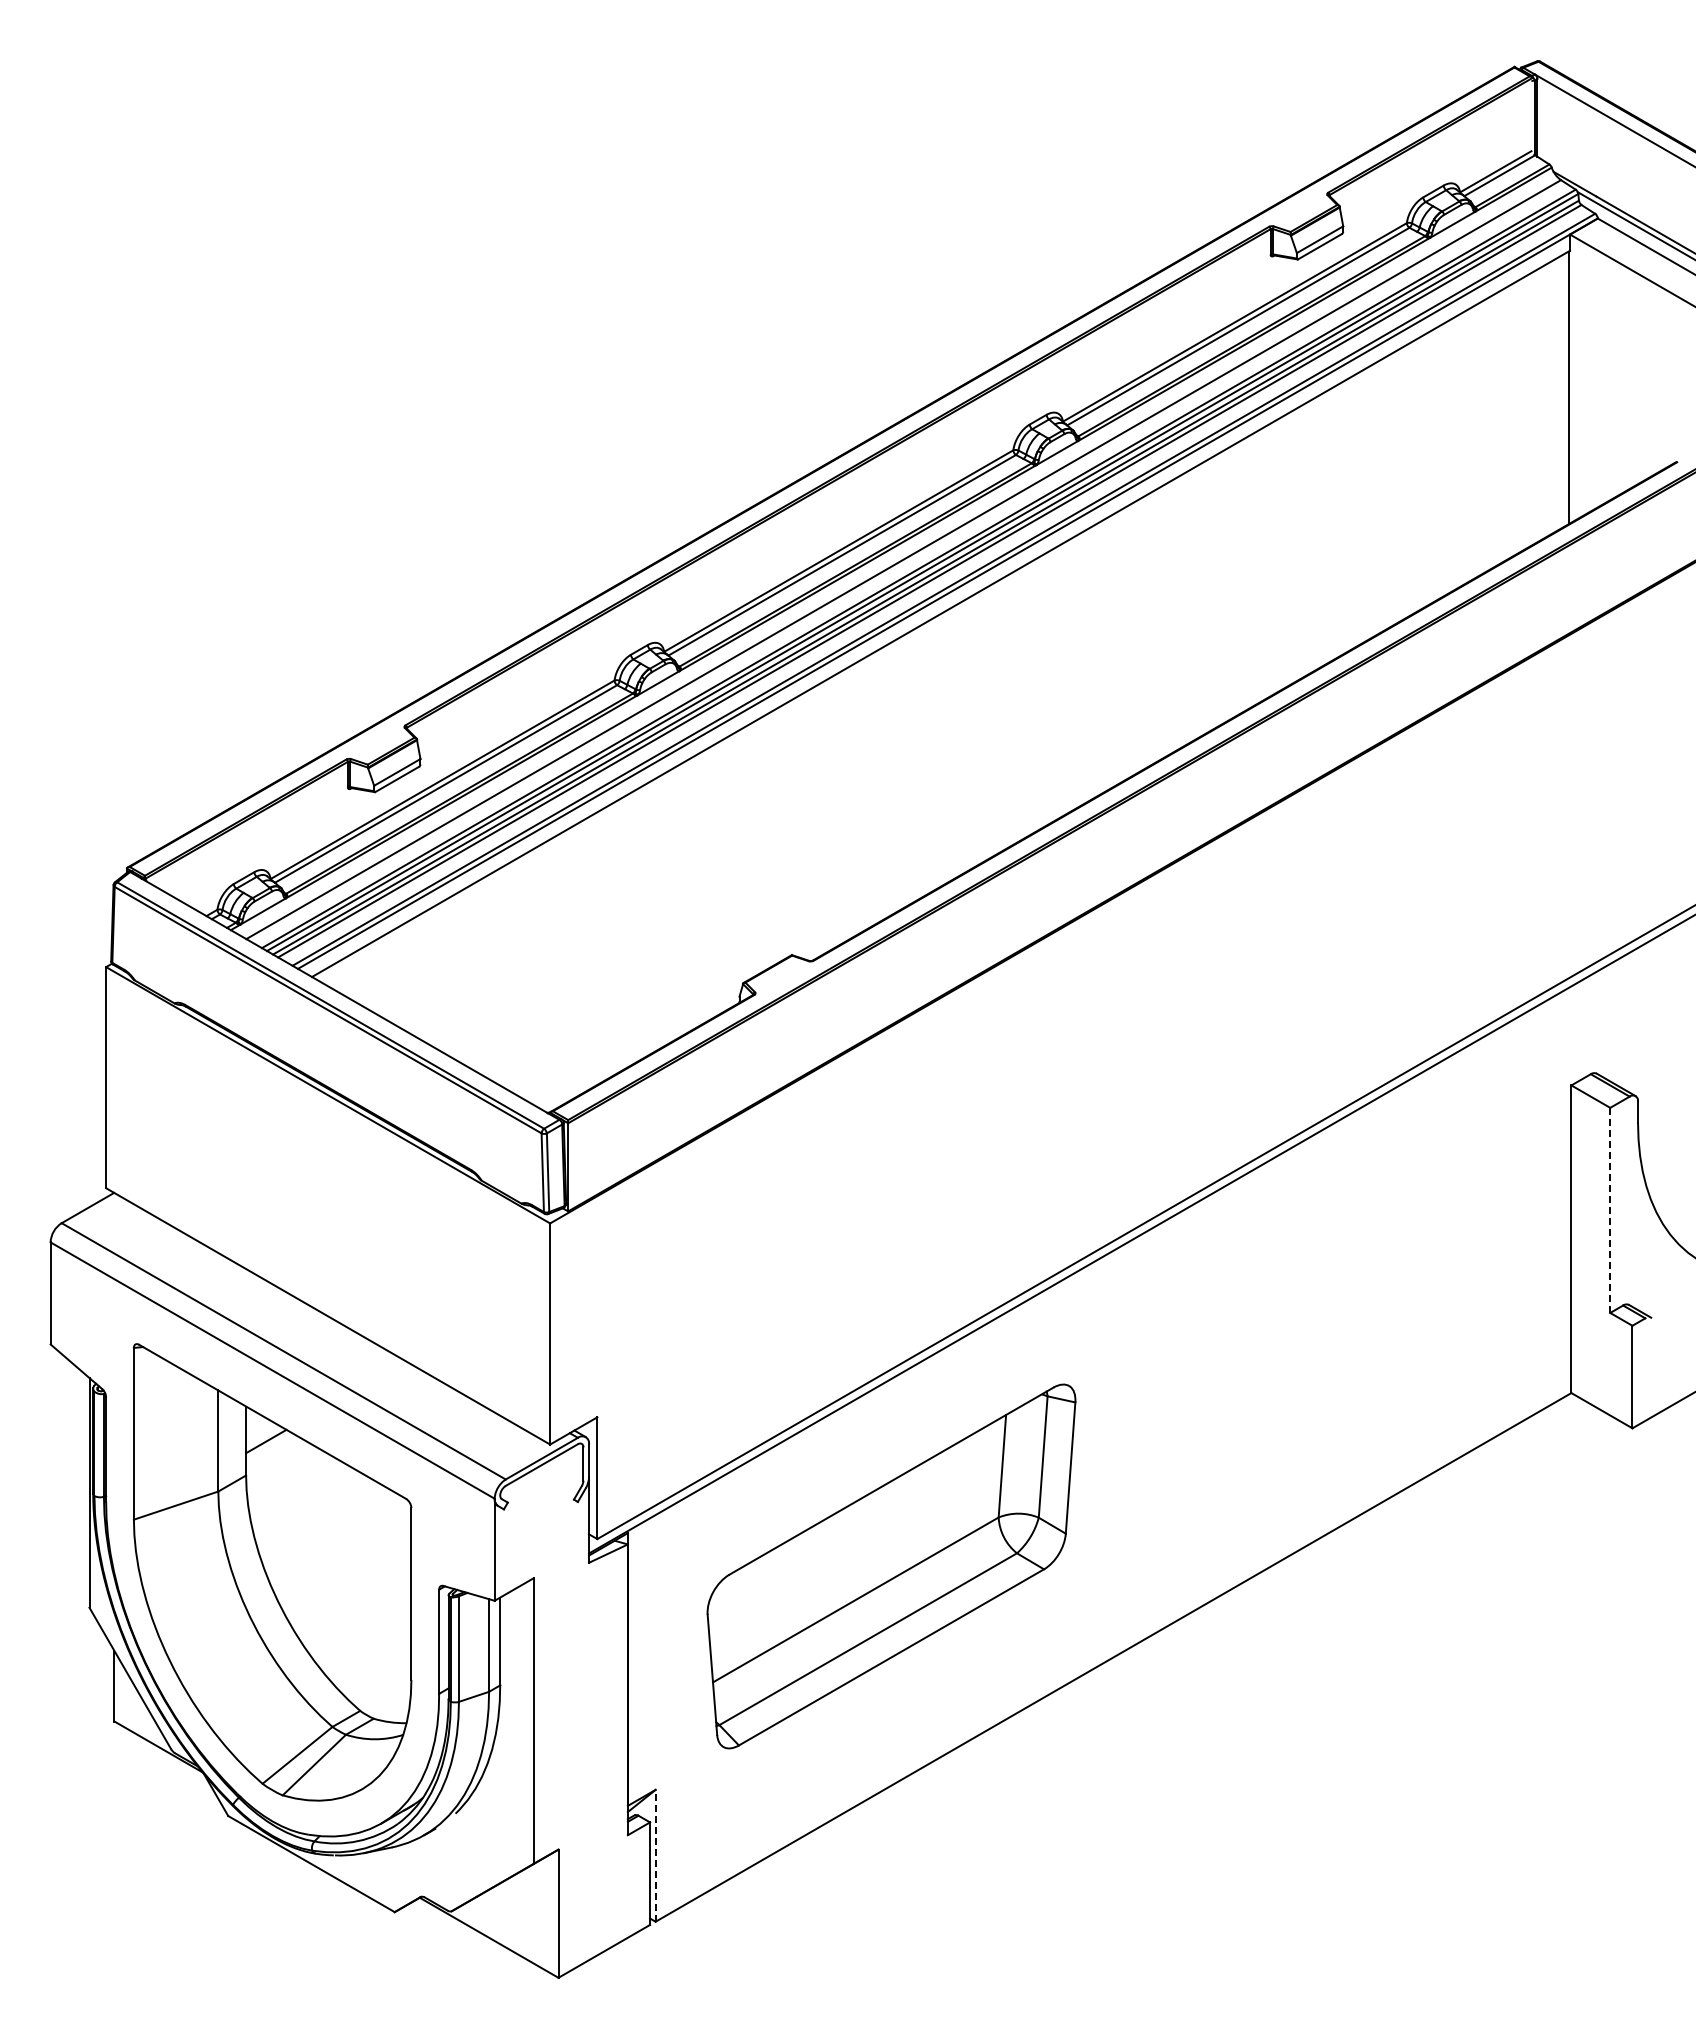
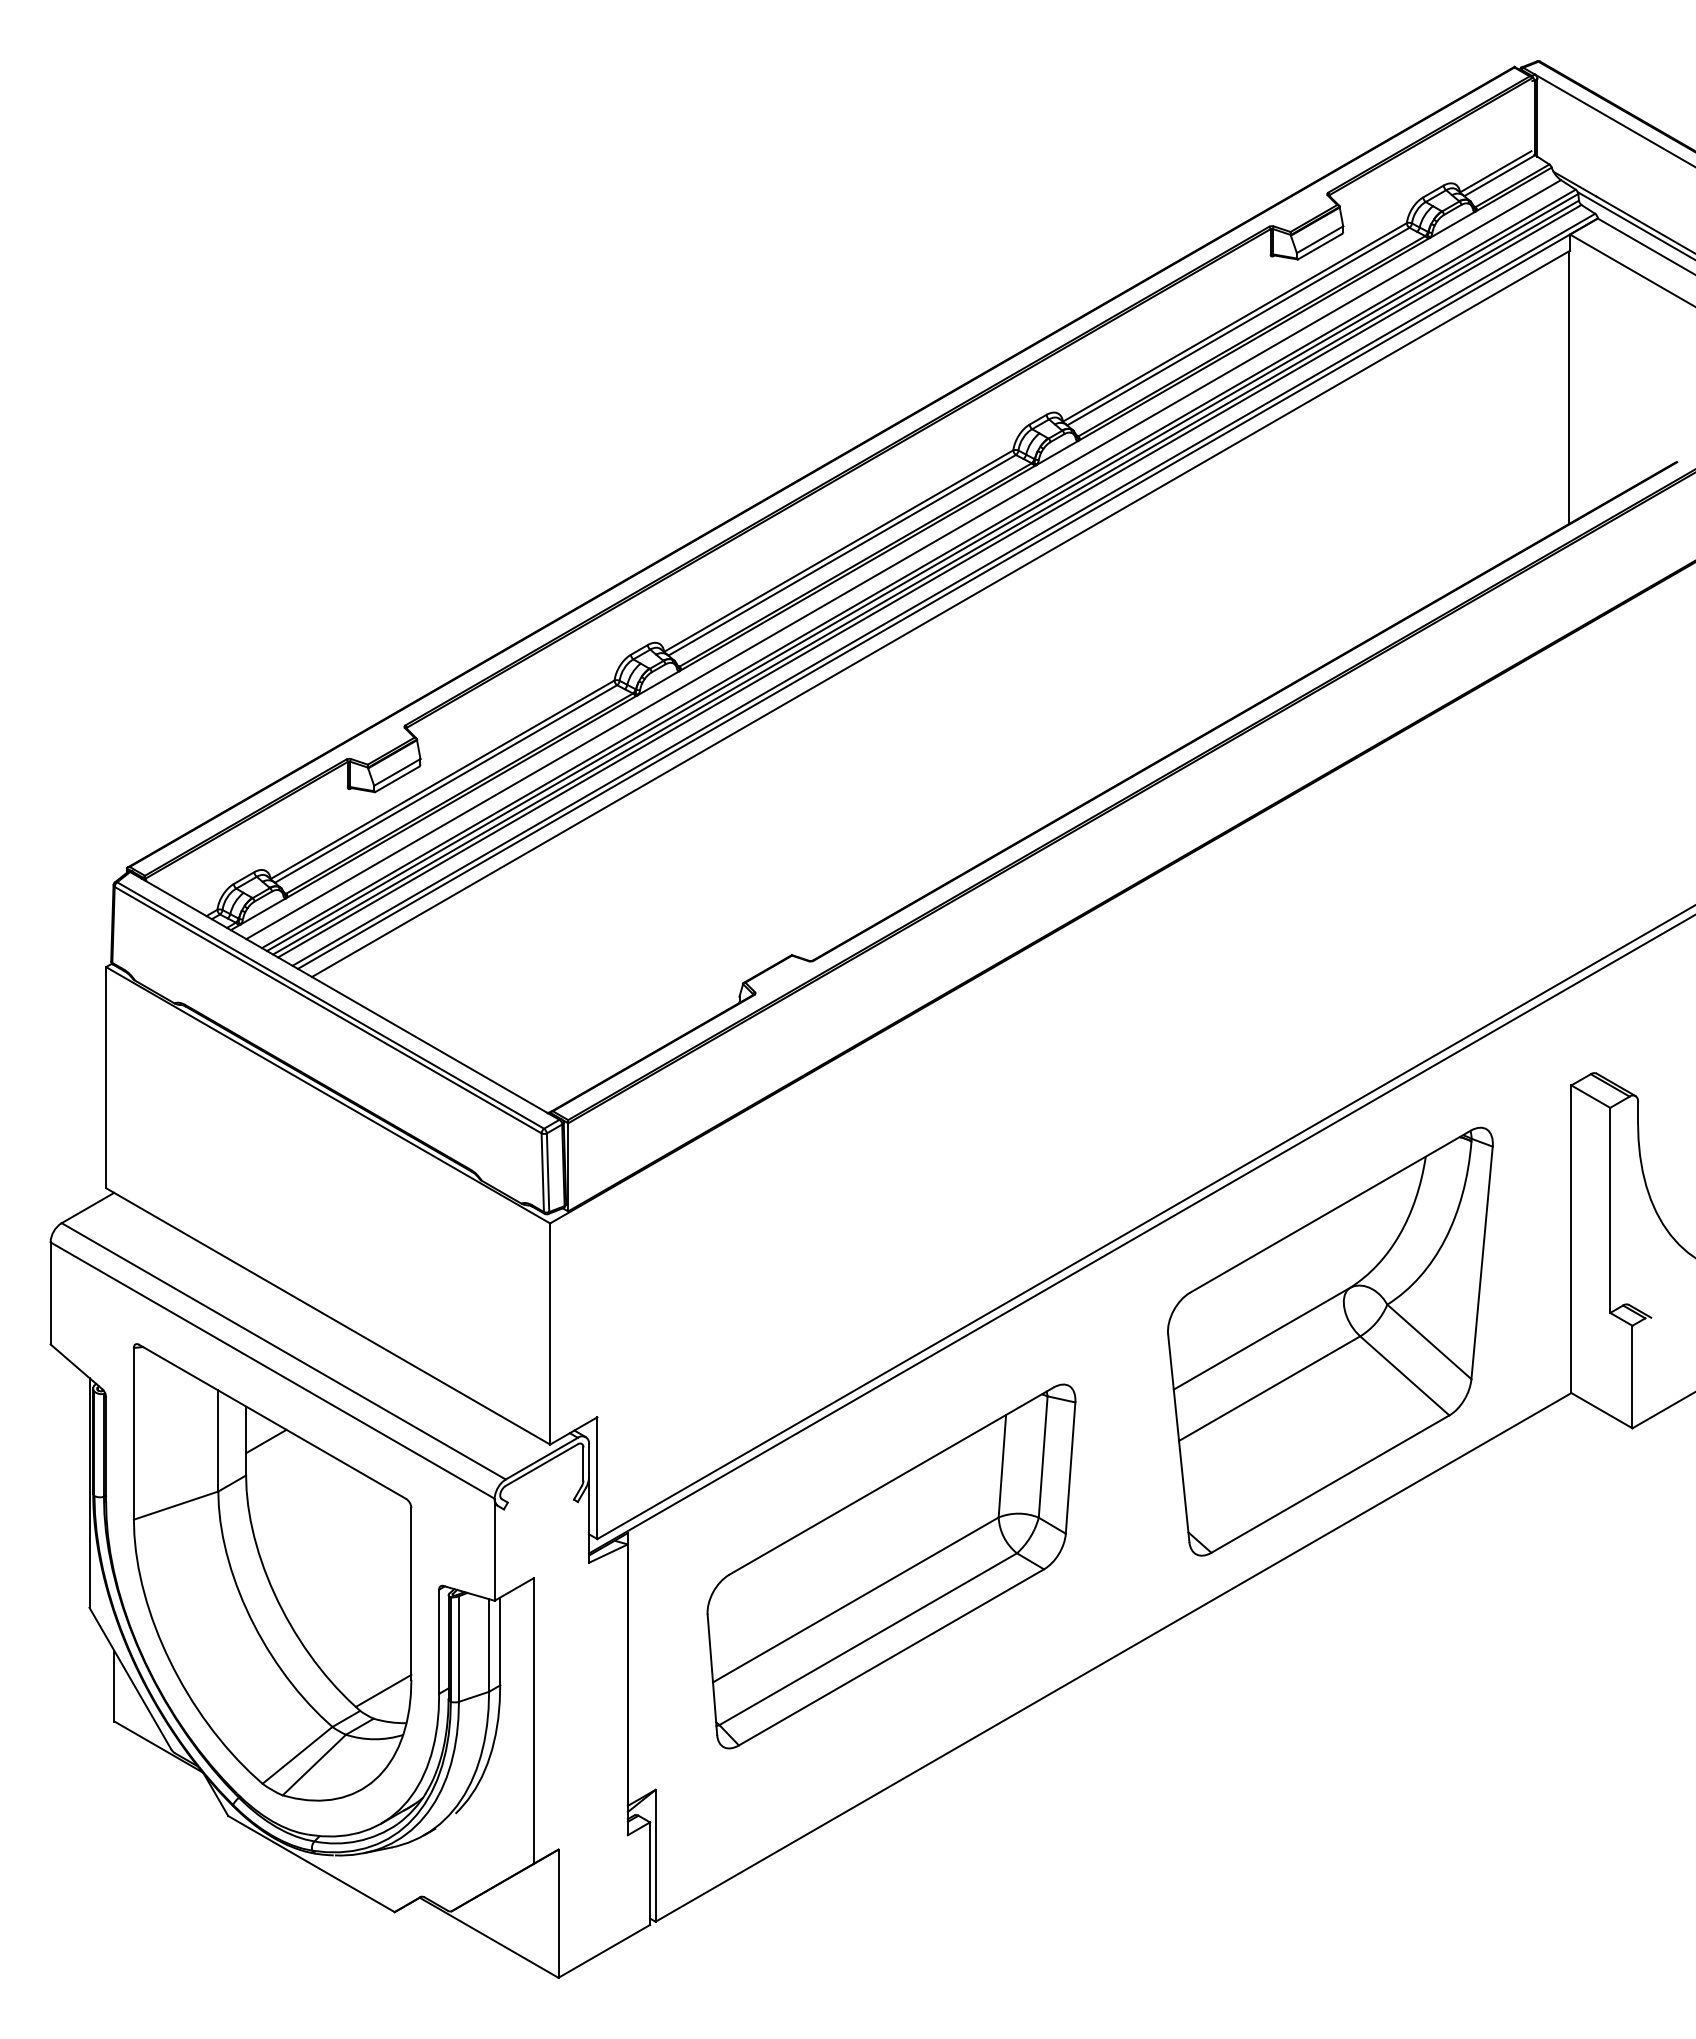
line: dashed -> solid (1610, 1210)
part: none -> present (1330, 1341)
line: none -> present (383, 1690)
line: dashed -> solid (655, 1855)
